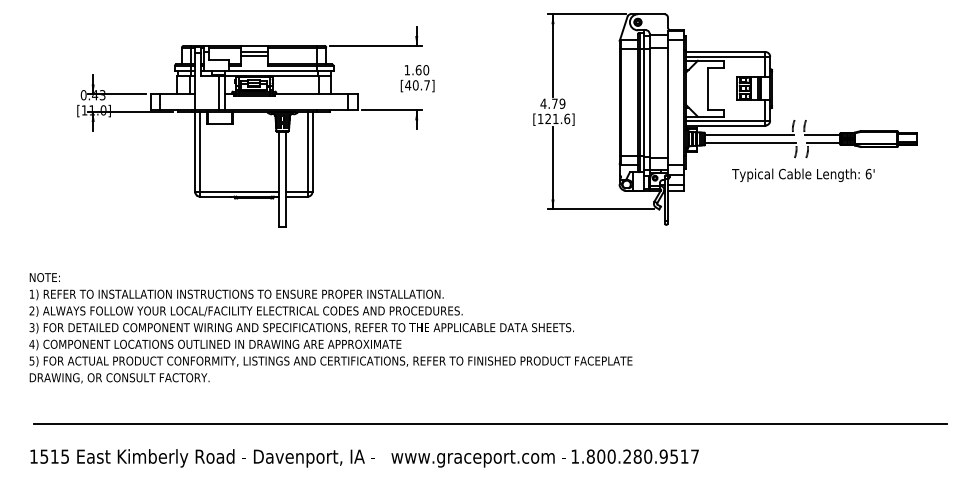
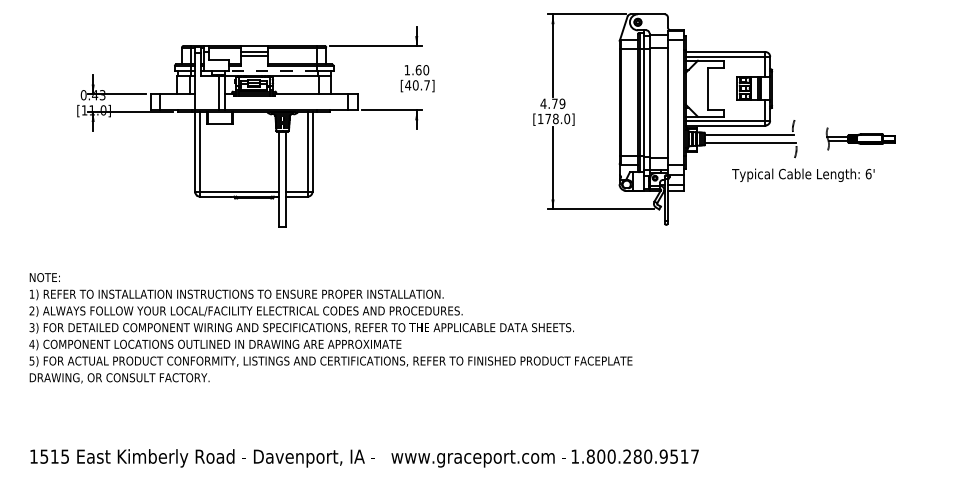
line: solid -> dashed (272, 70)
text: [121.6] -> [178.0] (557, 118)
part size: 115x38 px -> 71x24 px (860, 138)
line: present -> none (490, 423)
